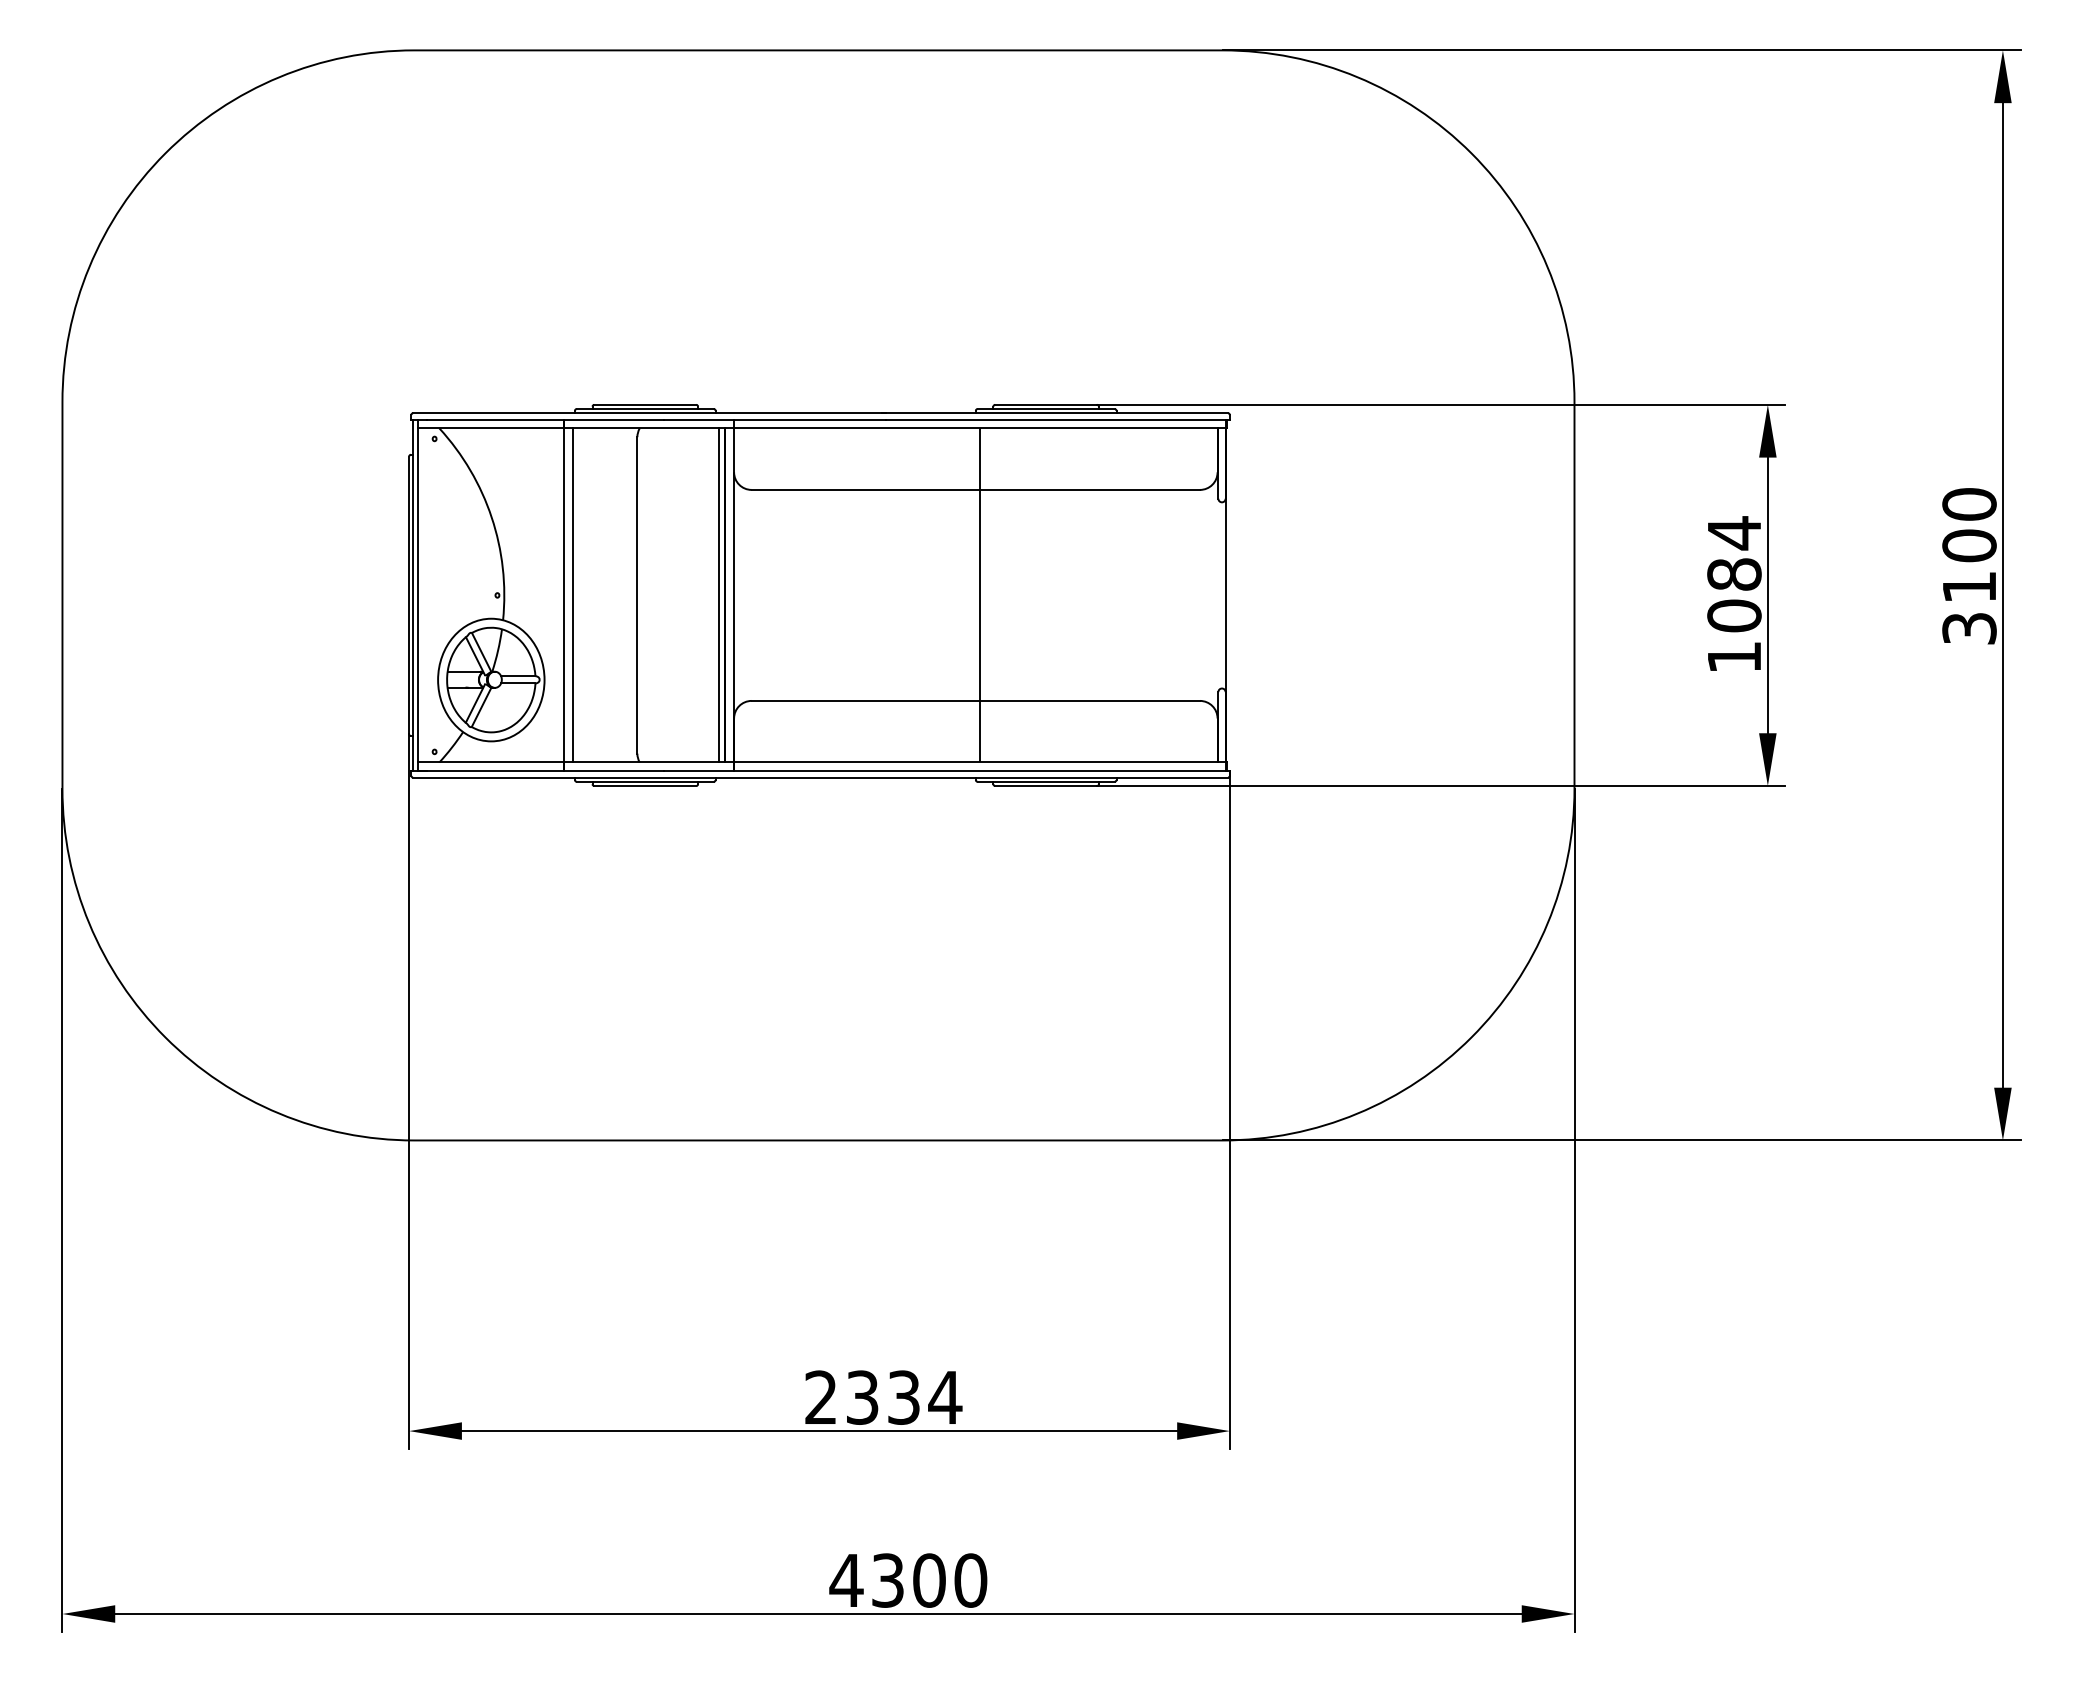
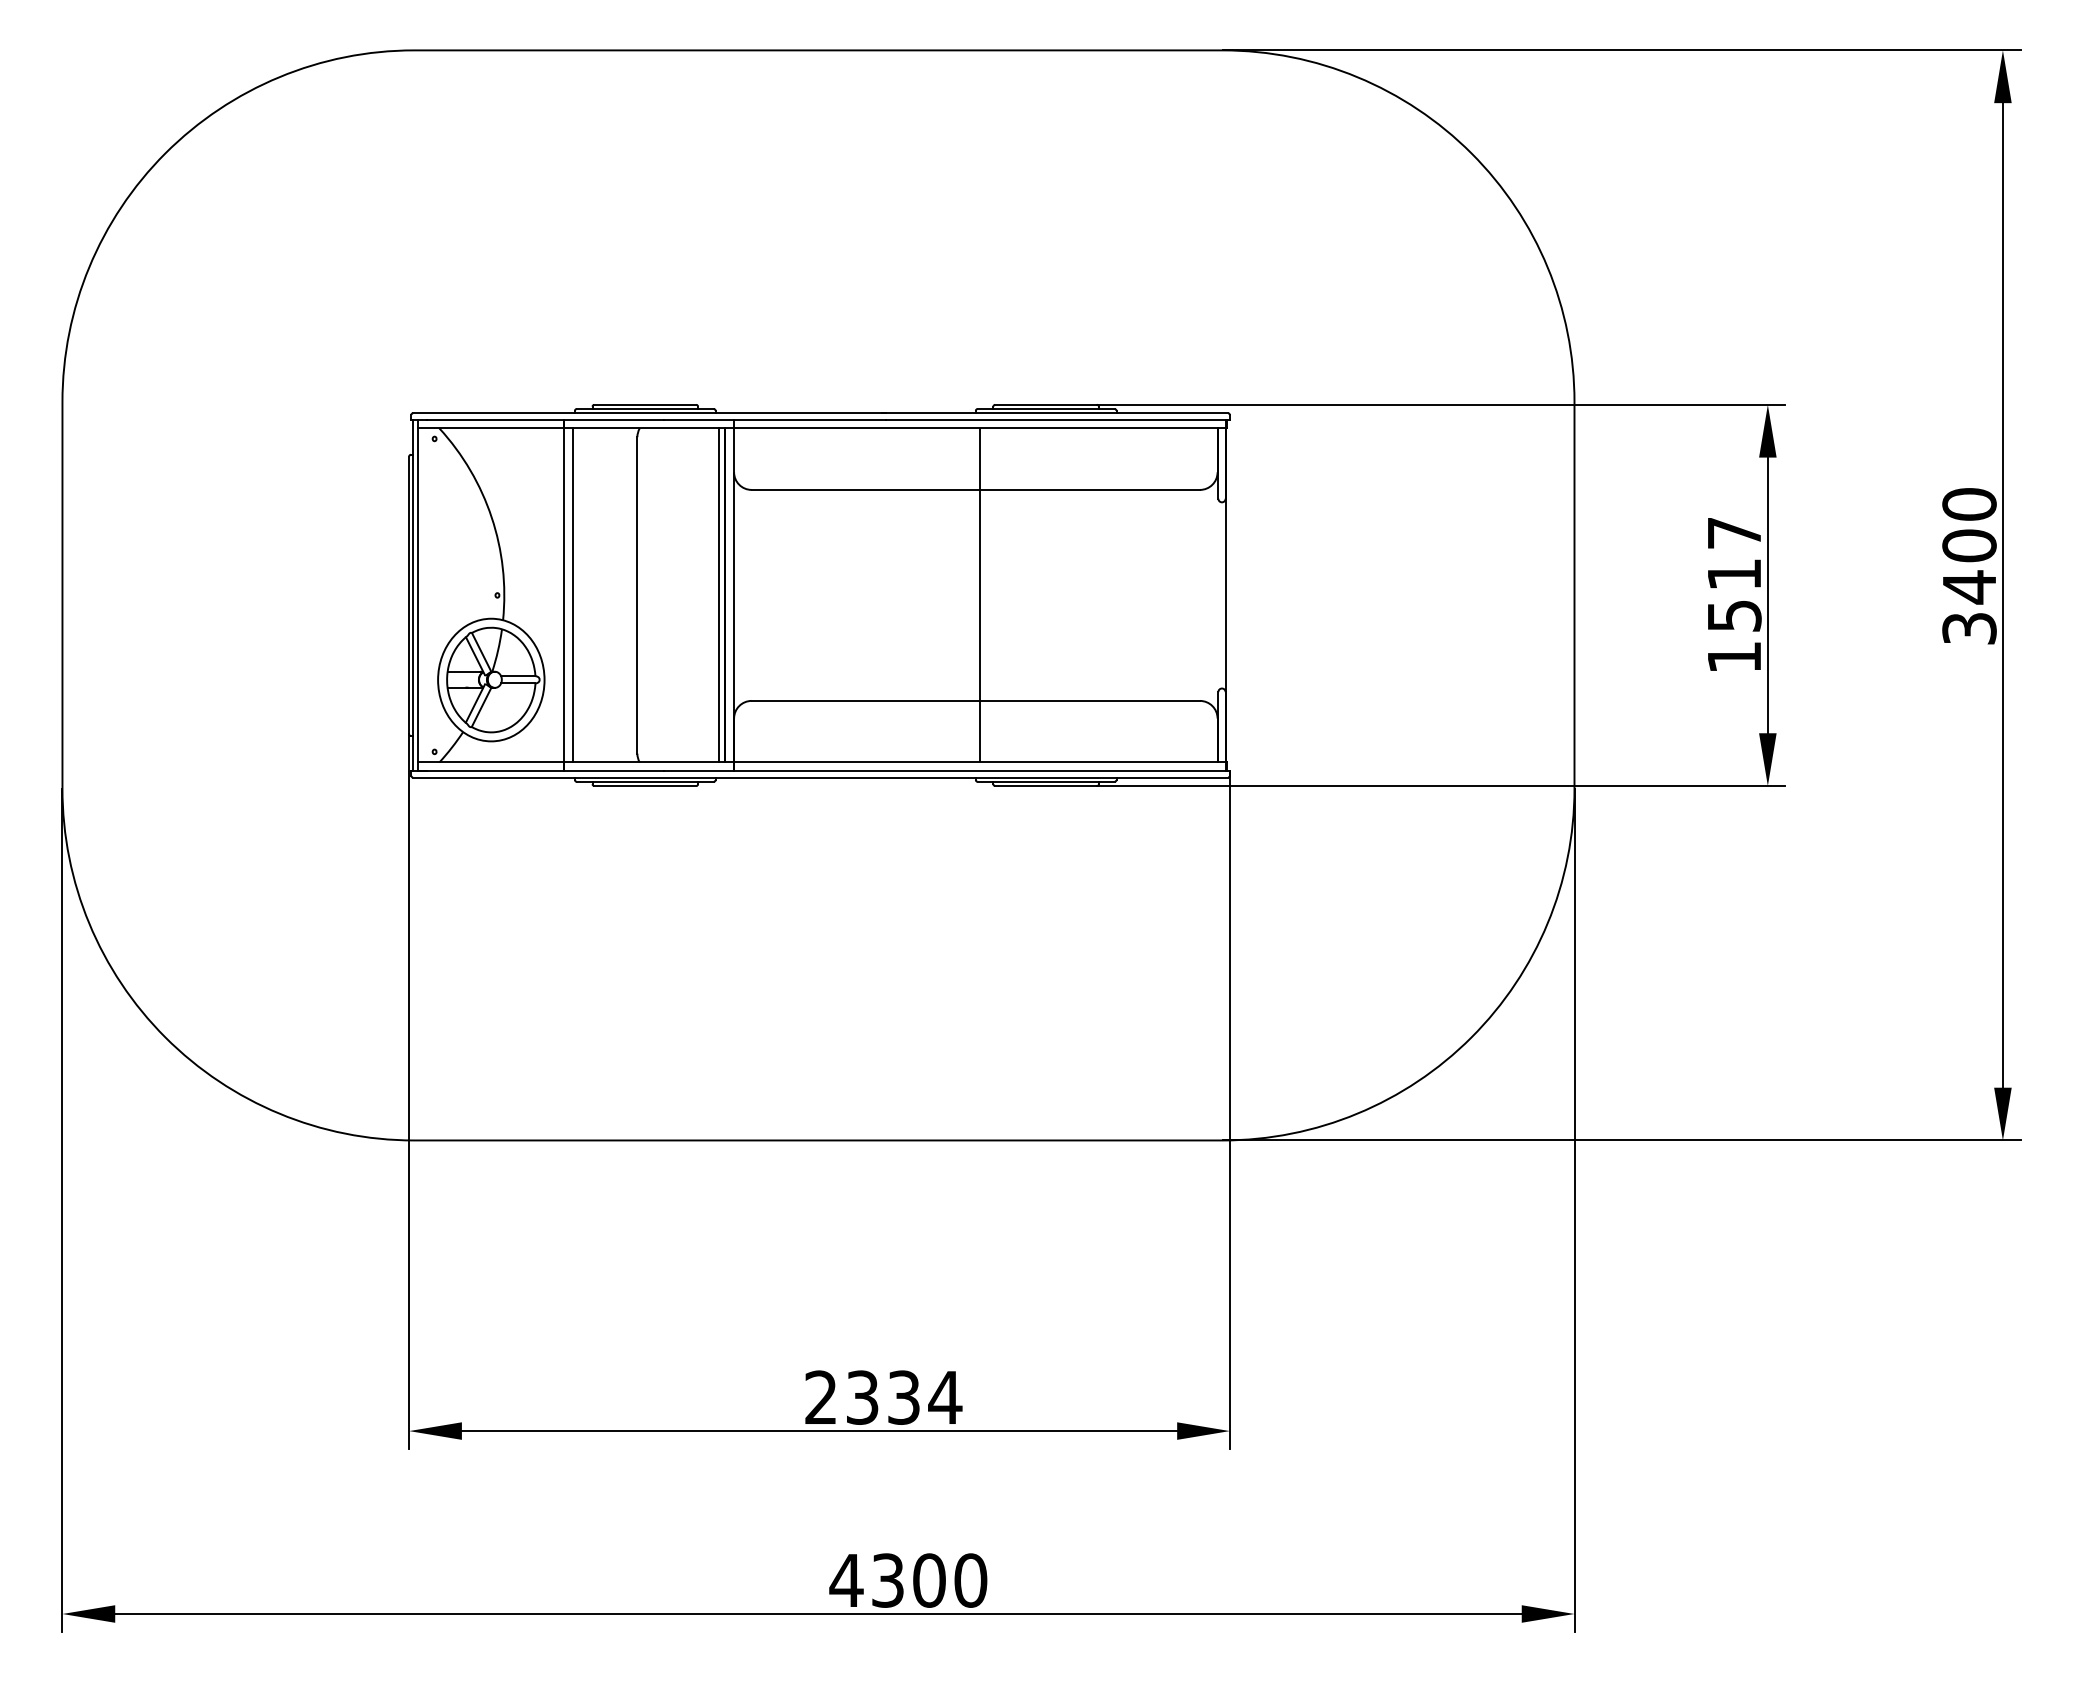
text: 1084 -> 1517 (1734, 574)
text: 3100 -> 3400 (1969, 587)
